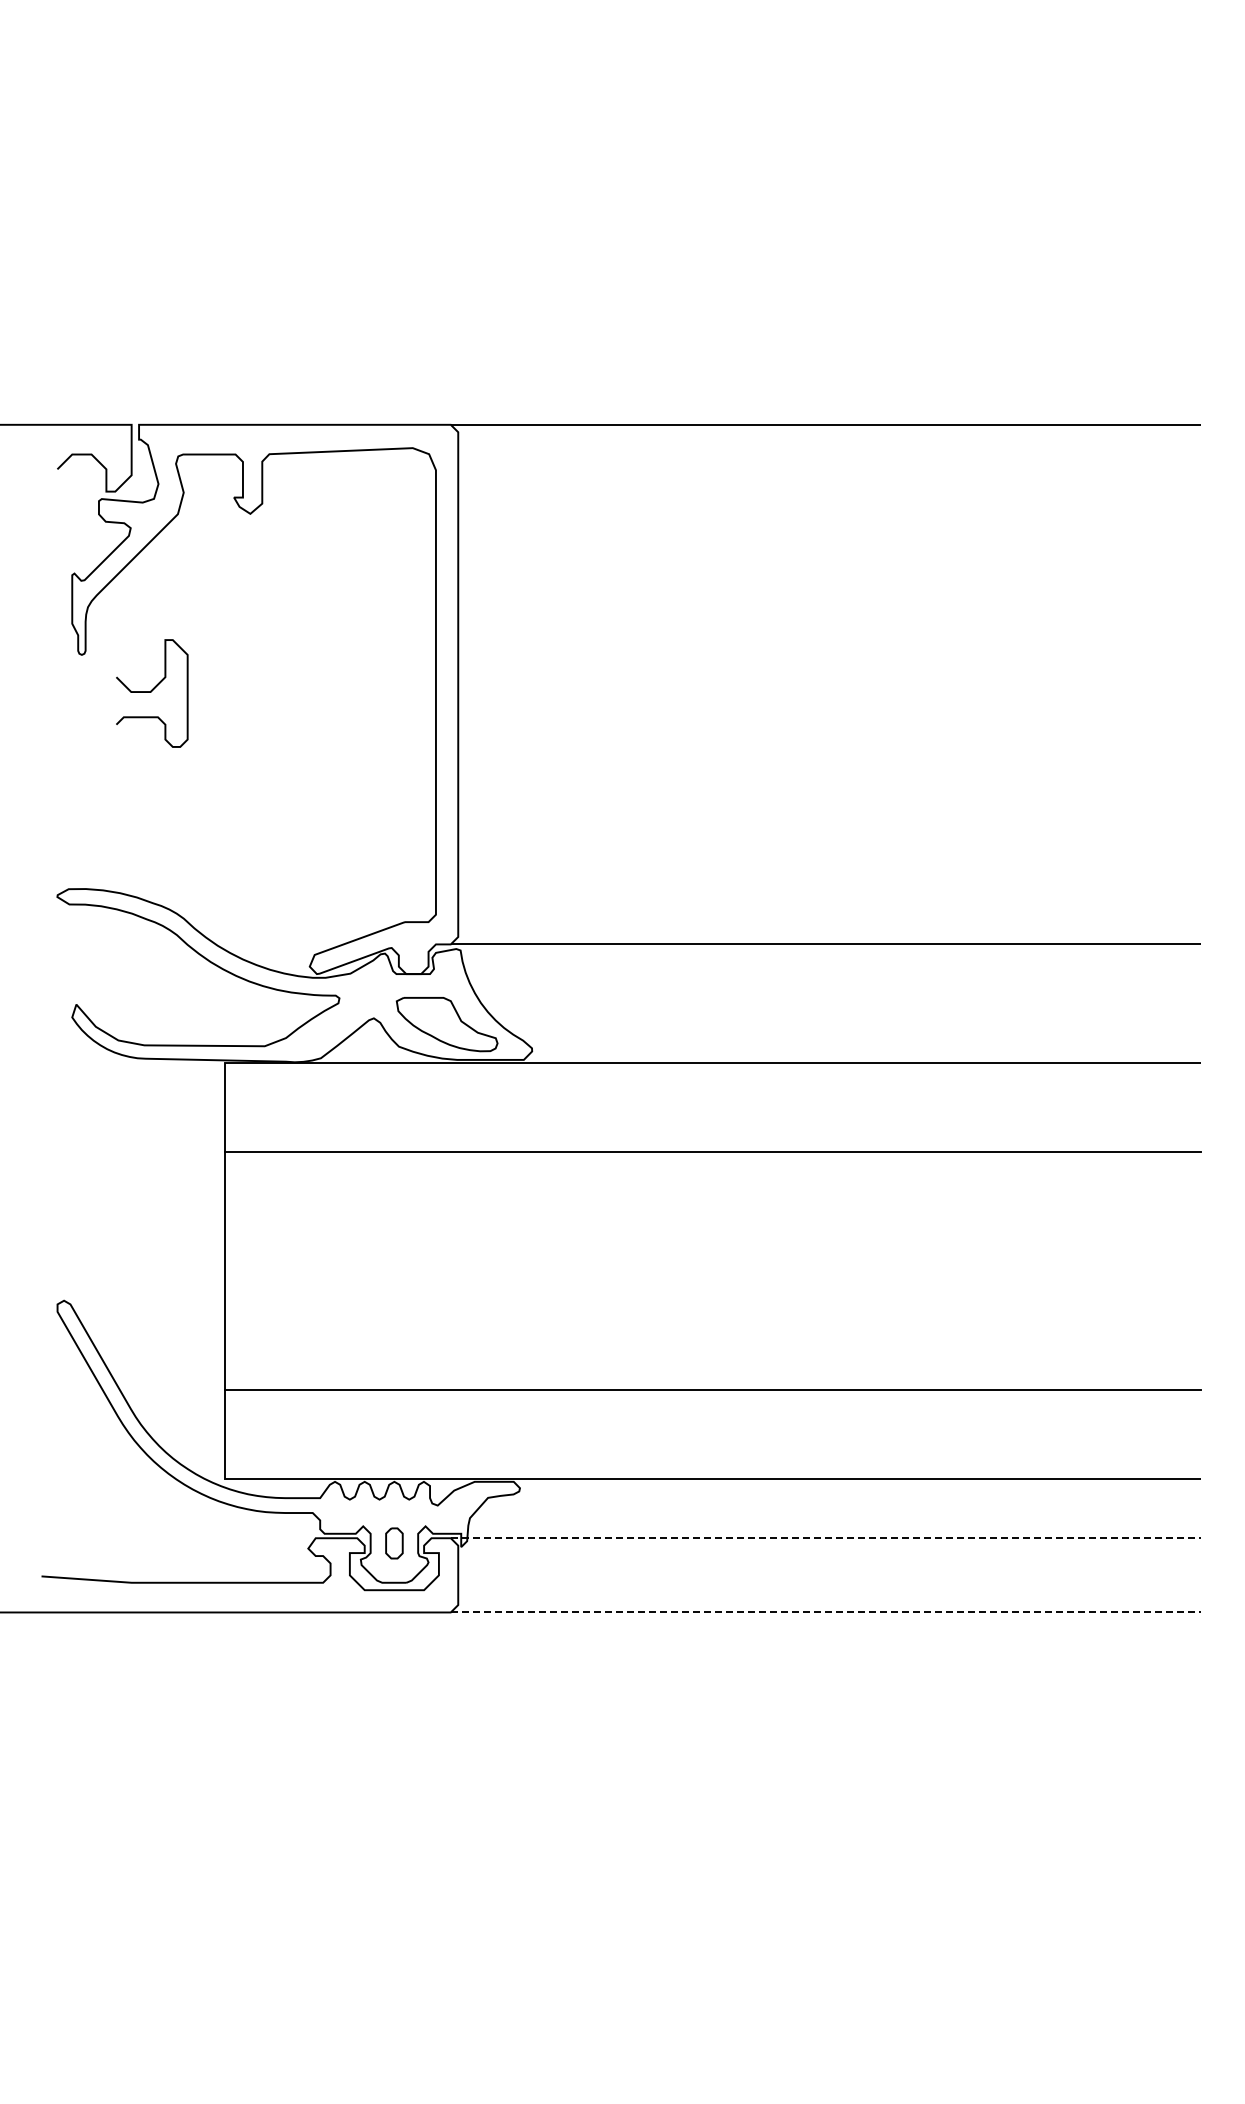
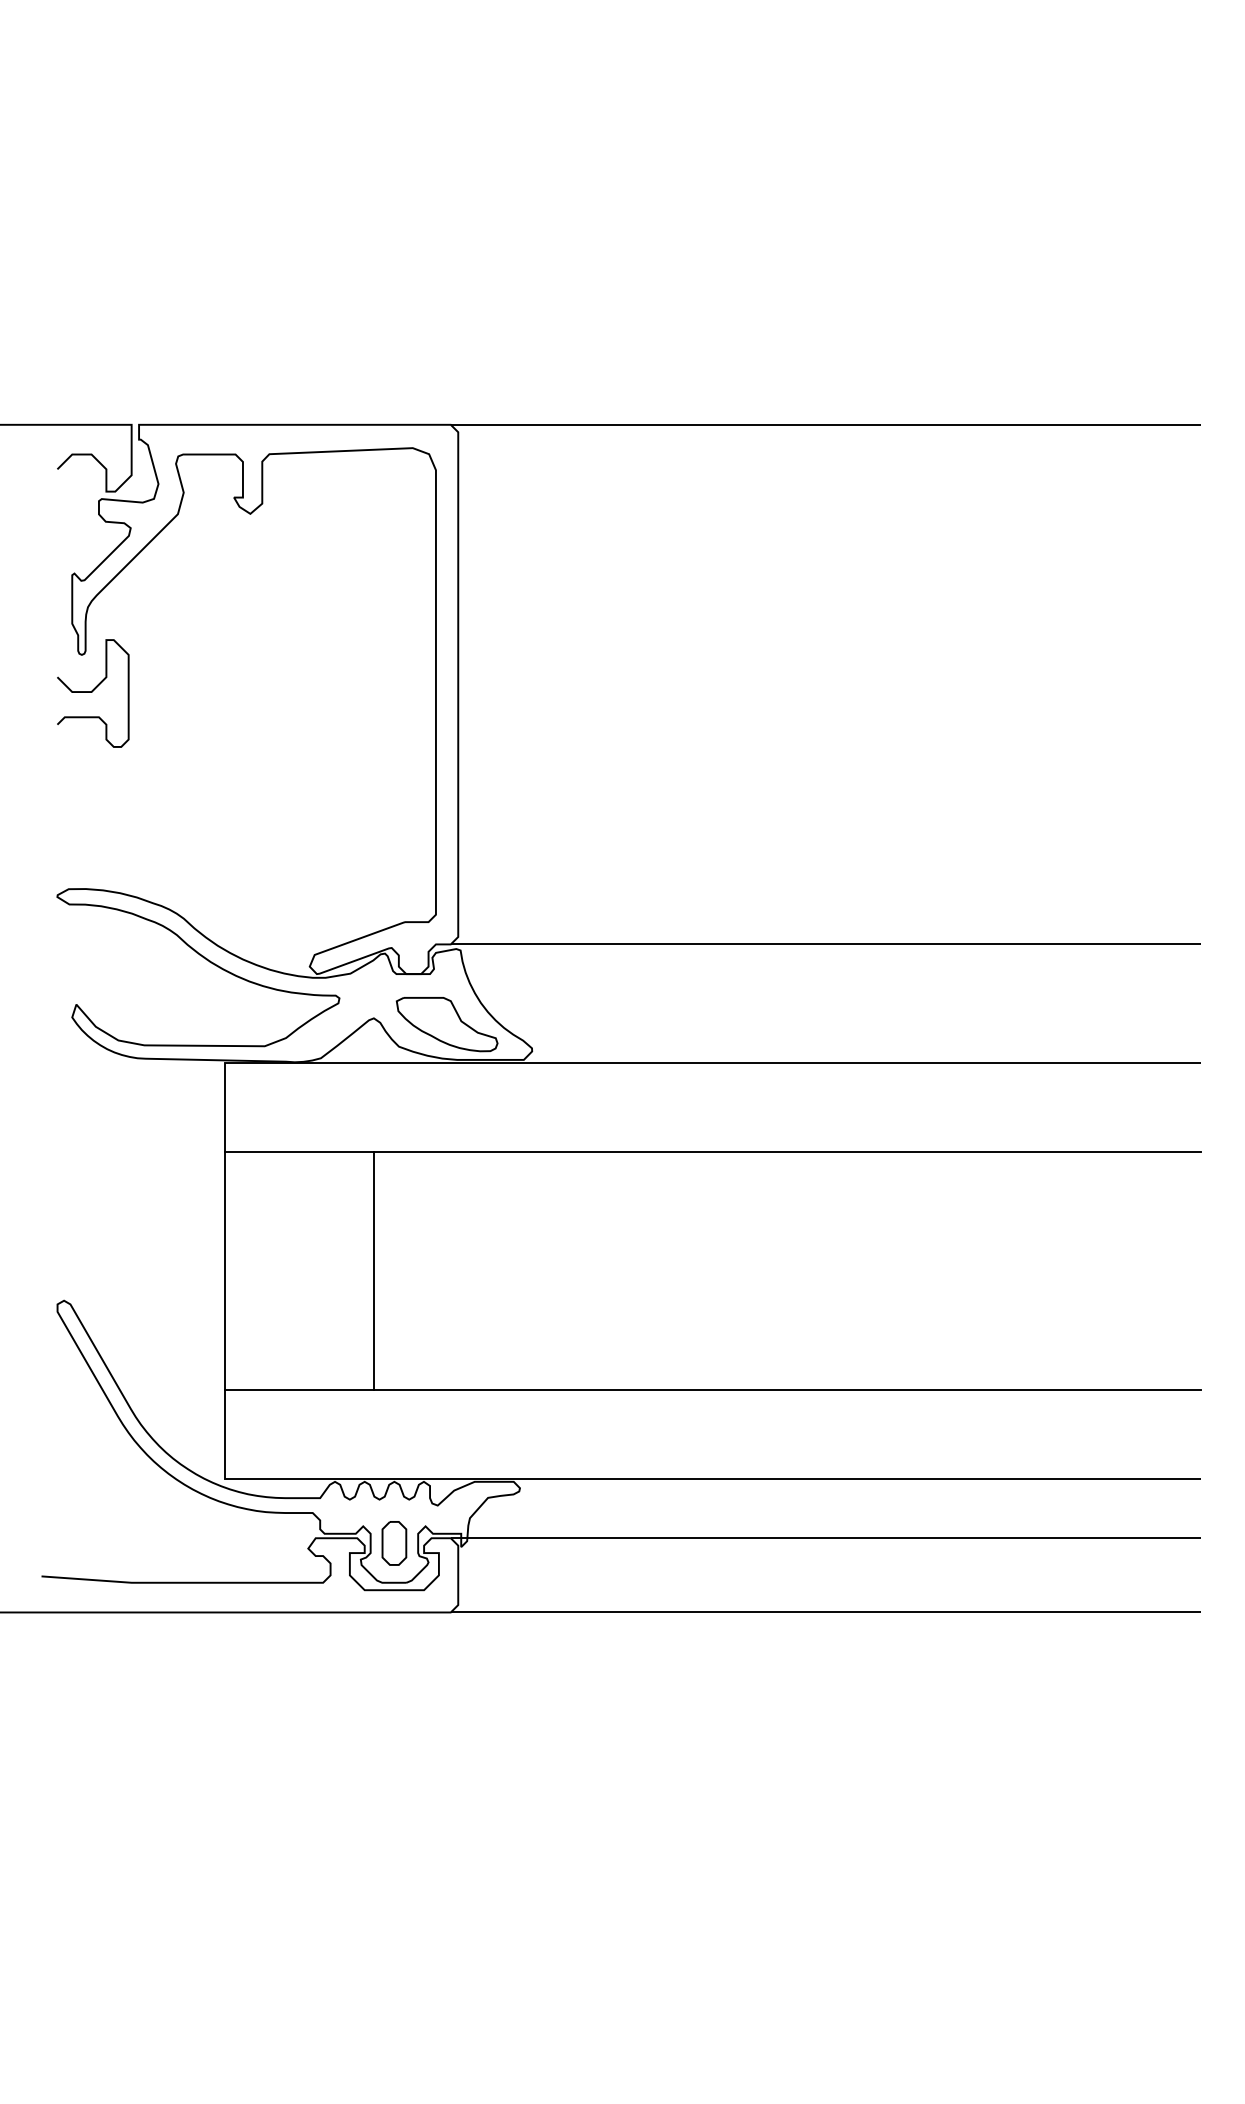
curve position: (151, 692) -> (92, 692) (92, 692)
line: none -> present (373, 1270)
line: dashed -> solid (825, 1538)
part size: 19x33 px -> 27x45 px (394, 1543)
line: dashed -> solid (825, 1612)
